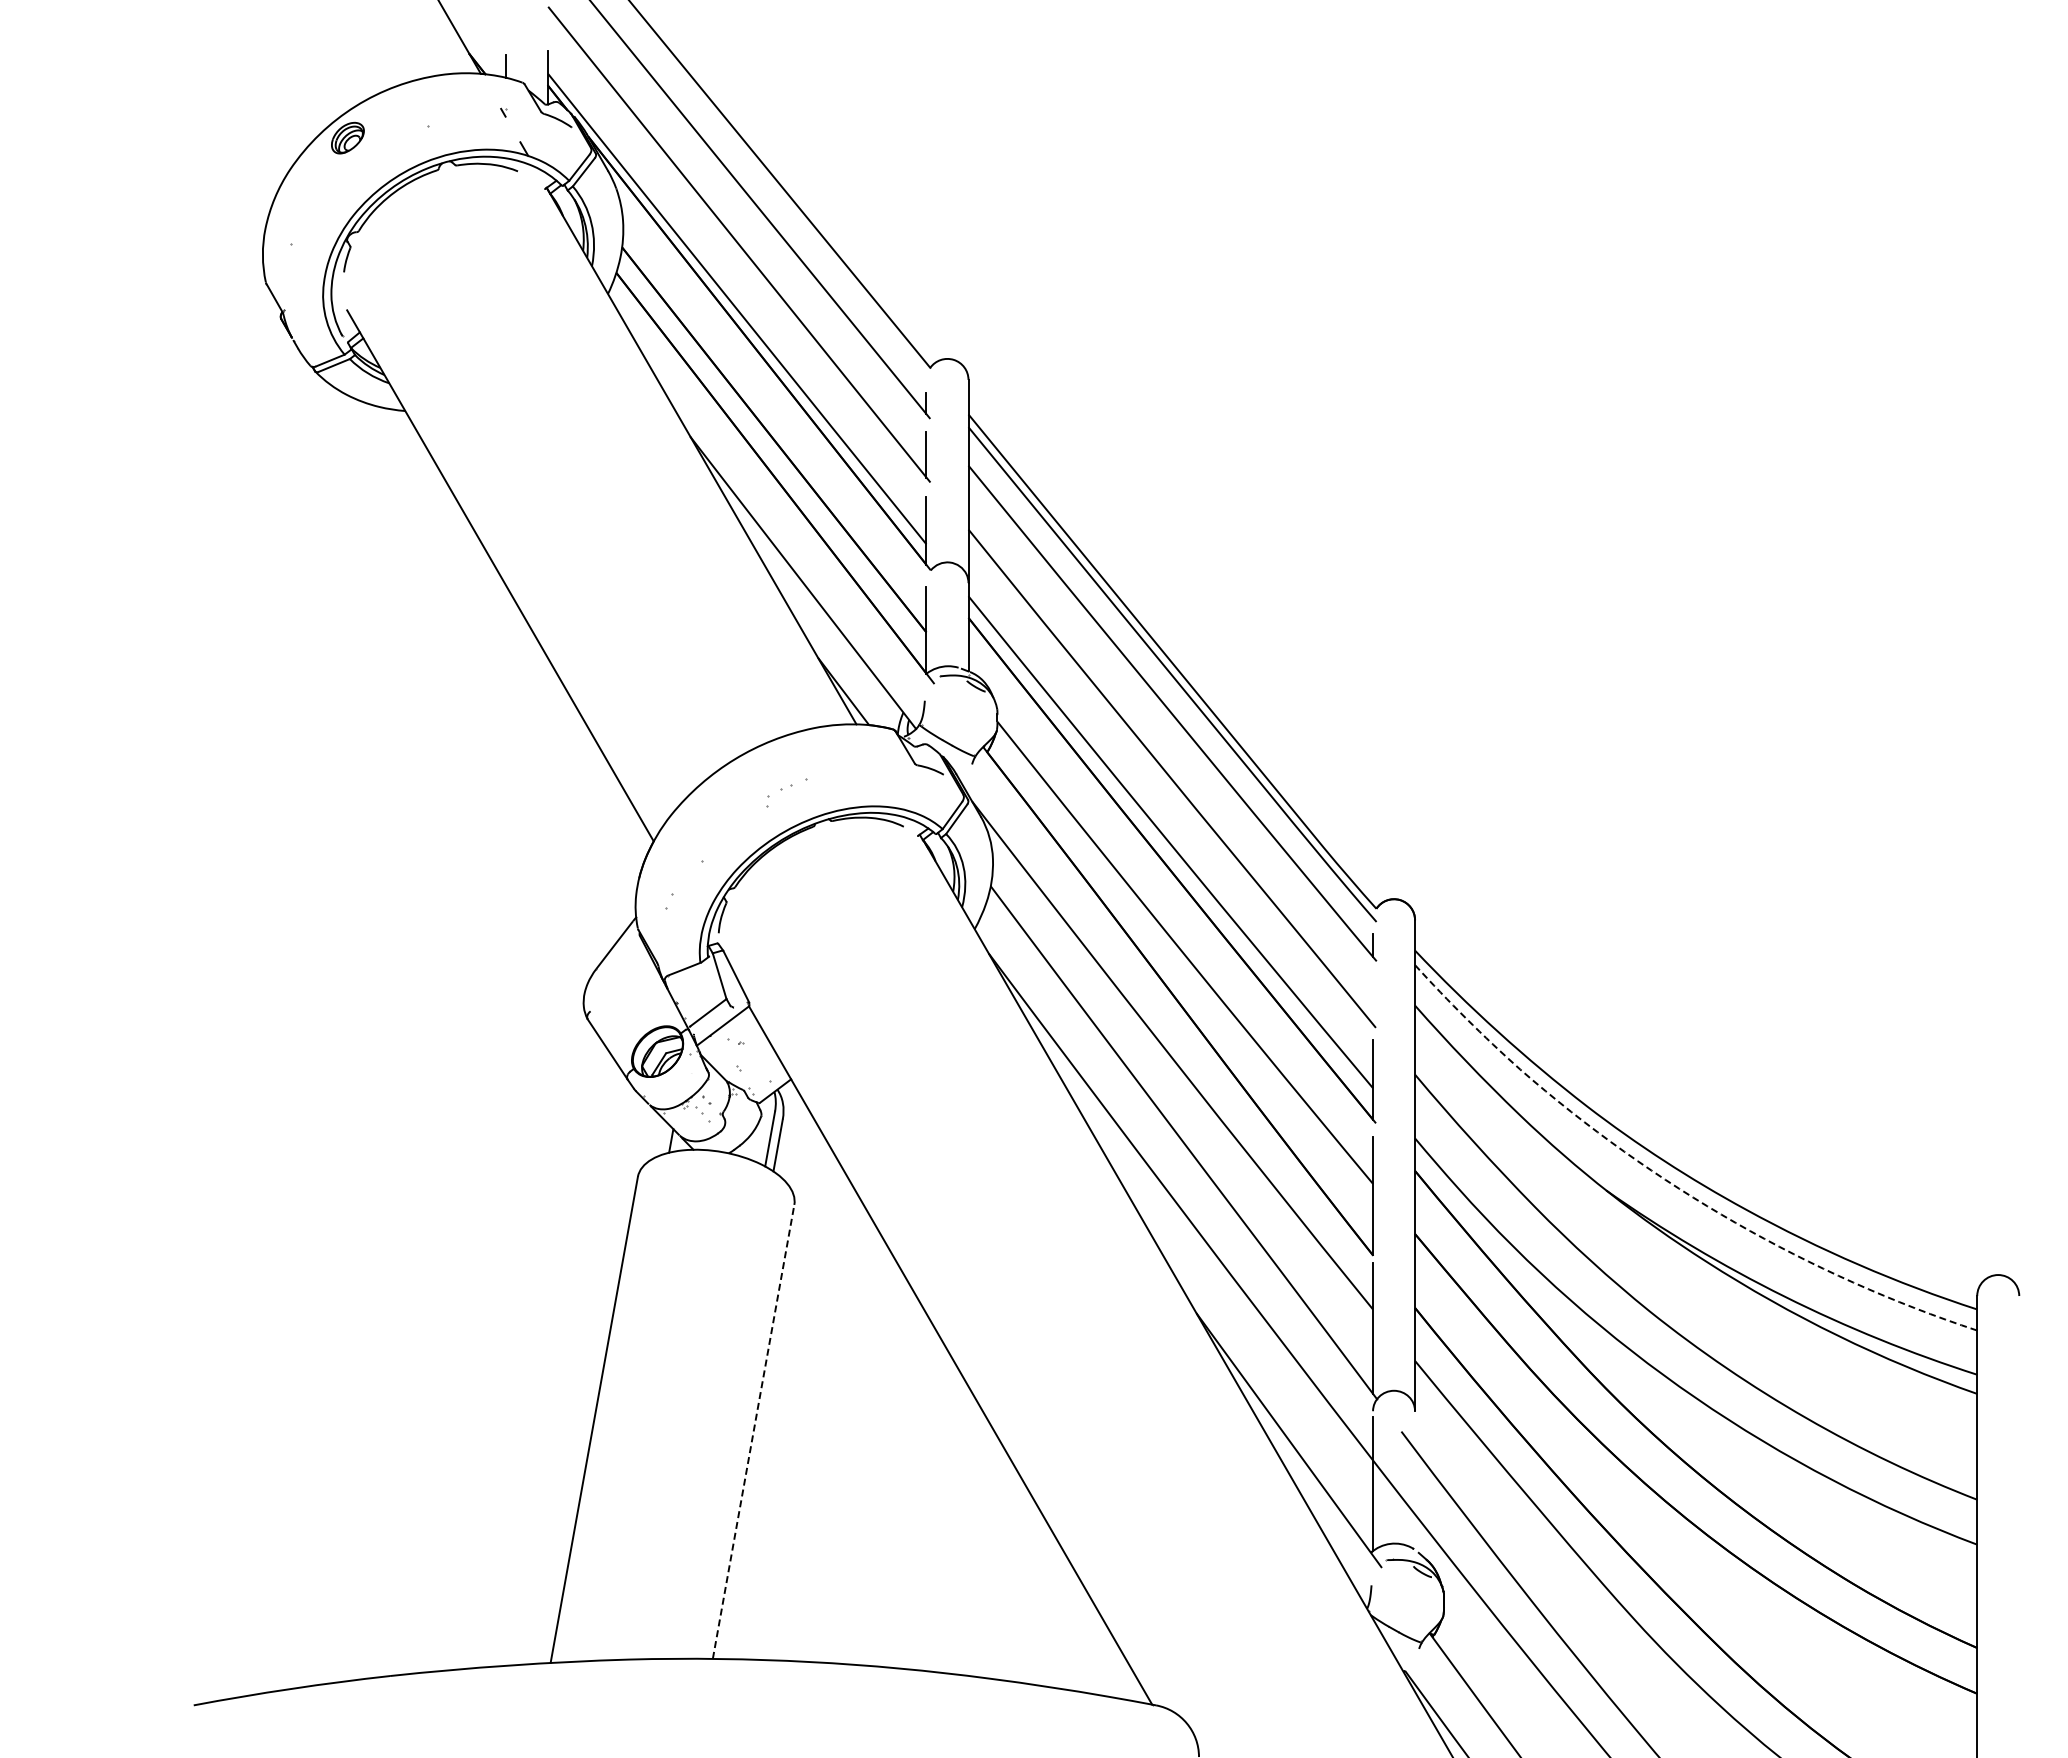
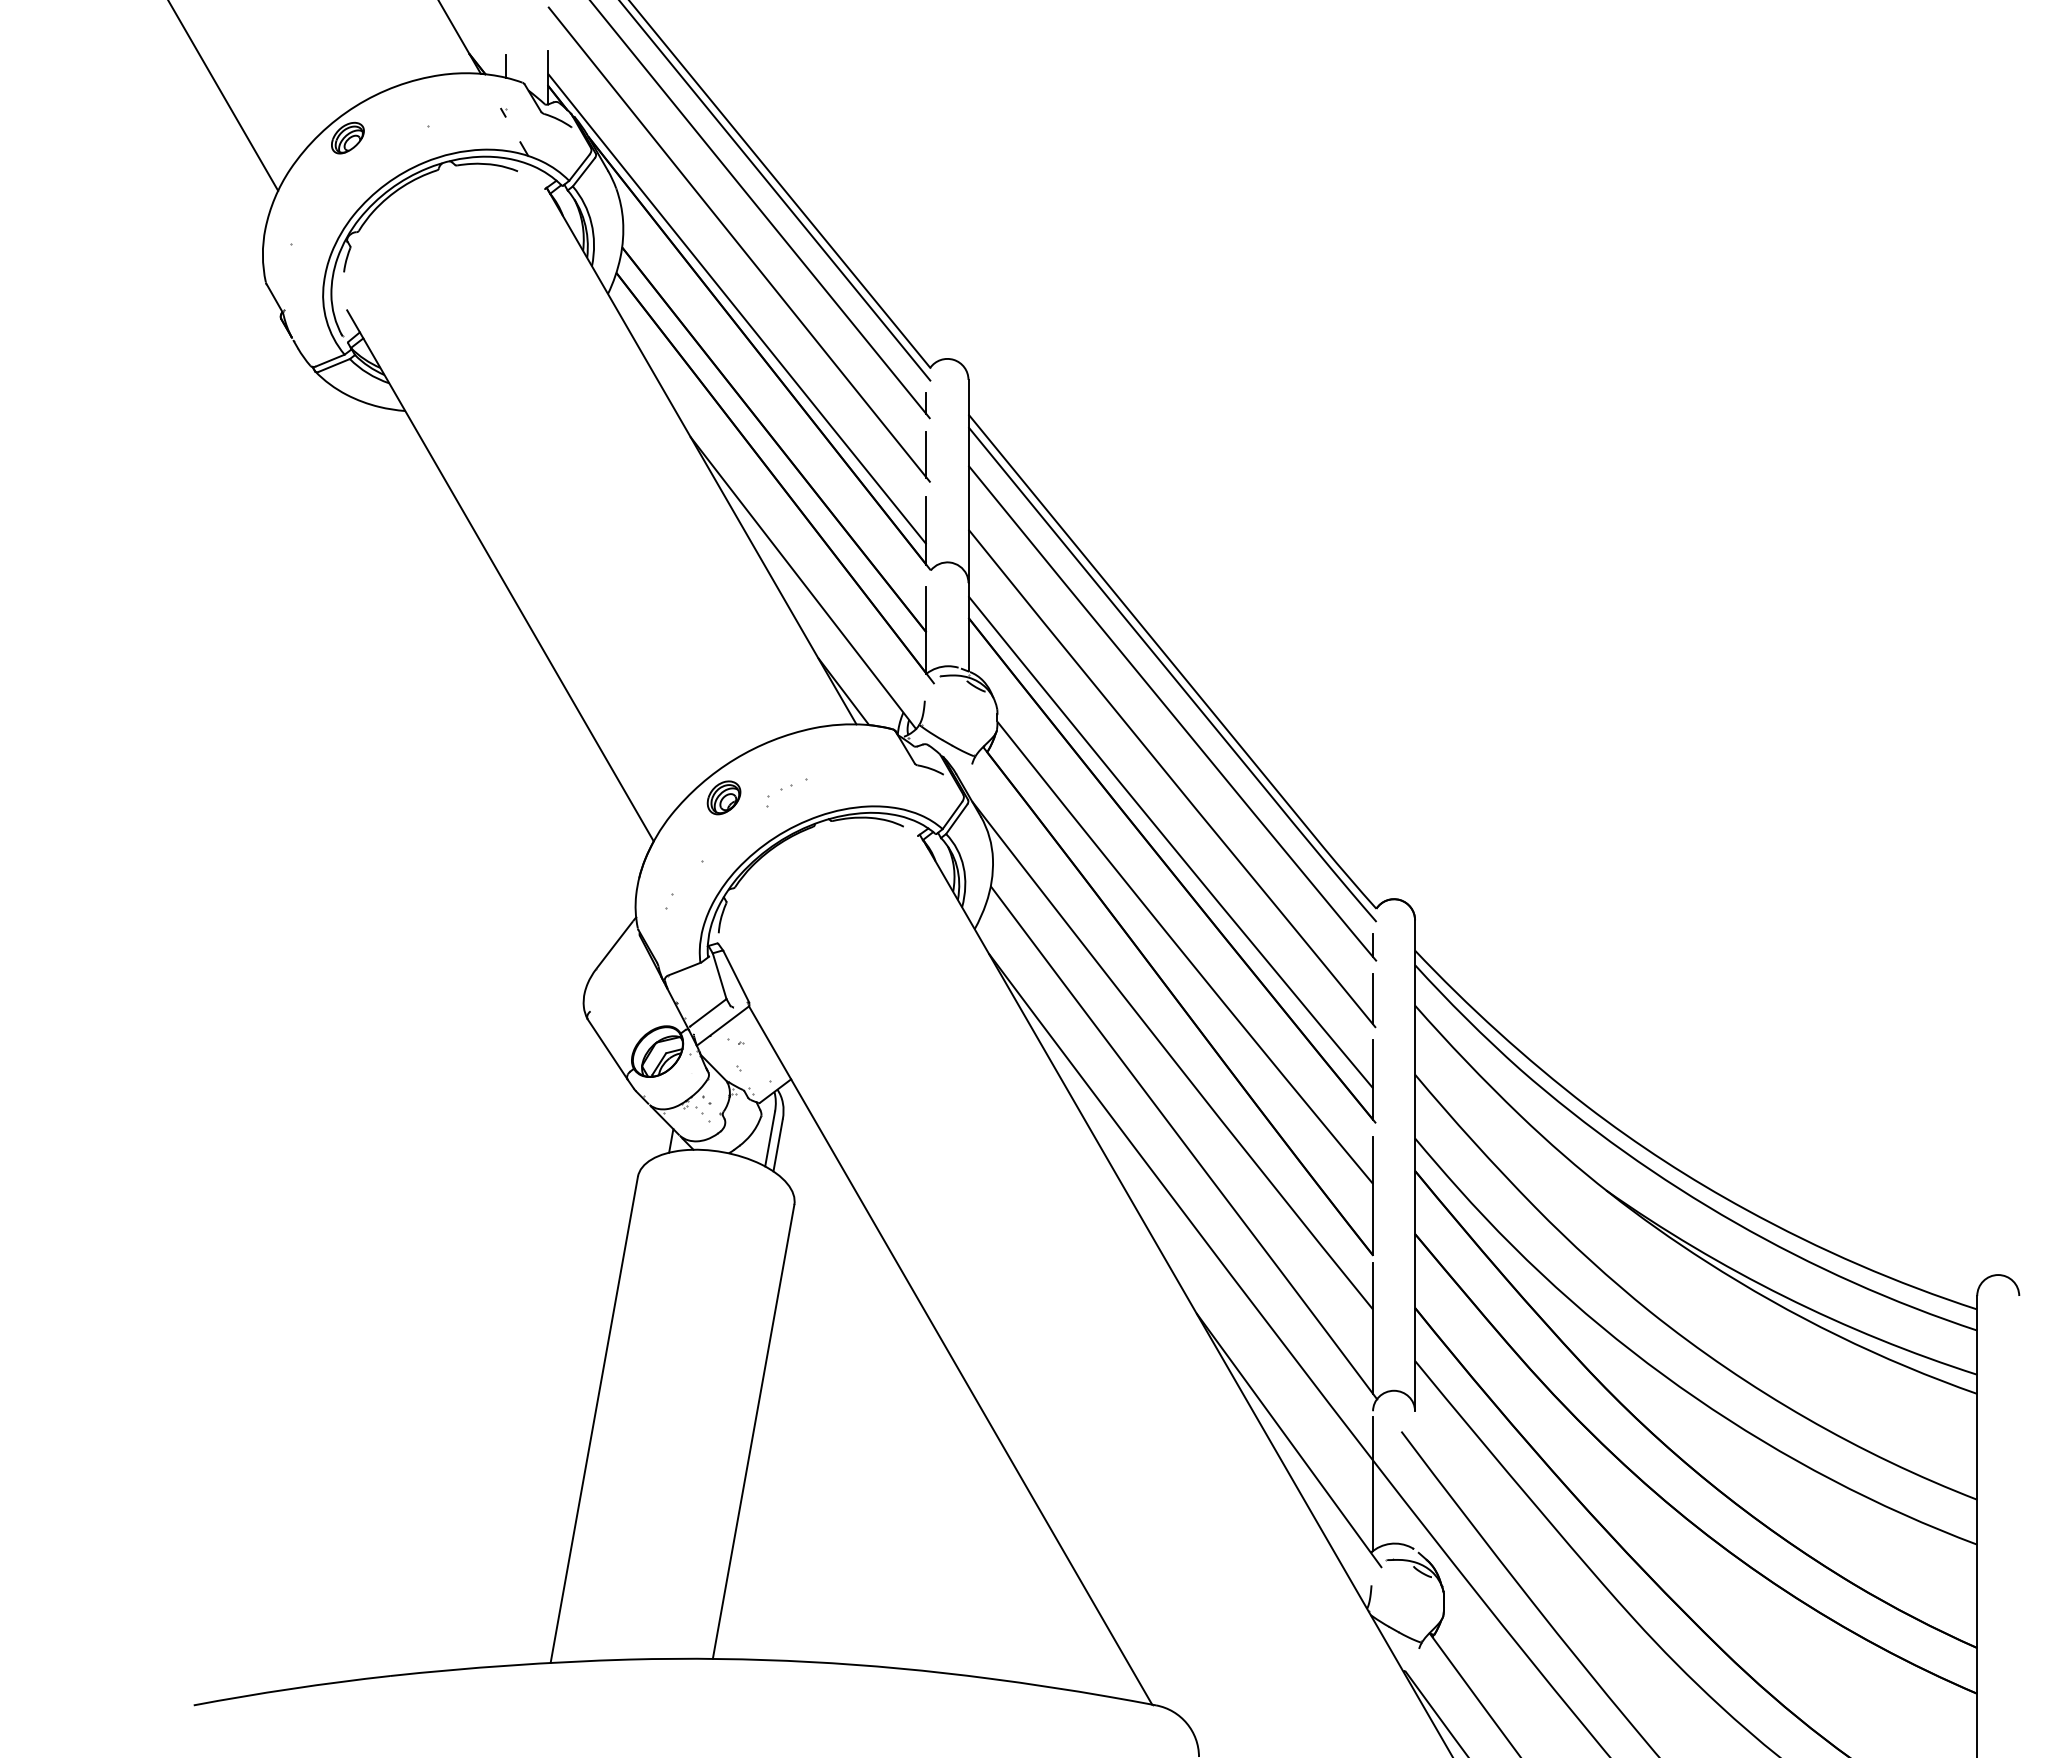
line: none -> present (223, 96)
line: none -> present (775, 191)
part: none -> present (723, 797)
line: none -> present (1373, 999)
line: dashed -> solid (1673, 1184)
line: dashed -> solid (753, 1431)
